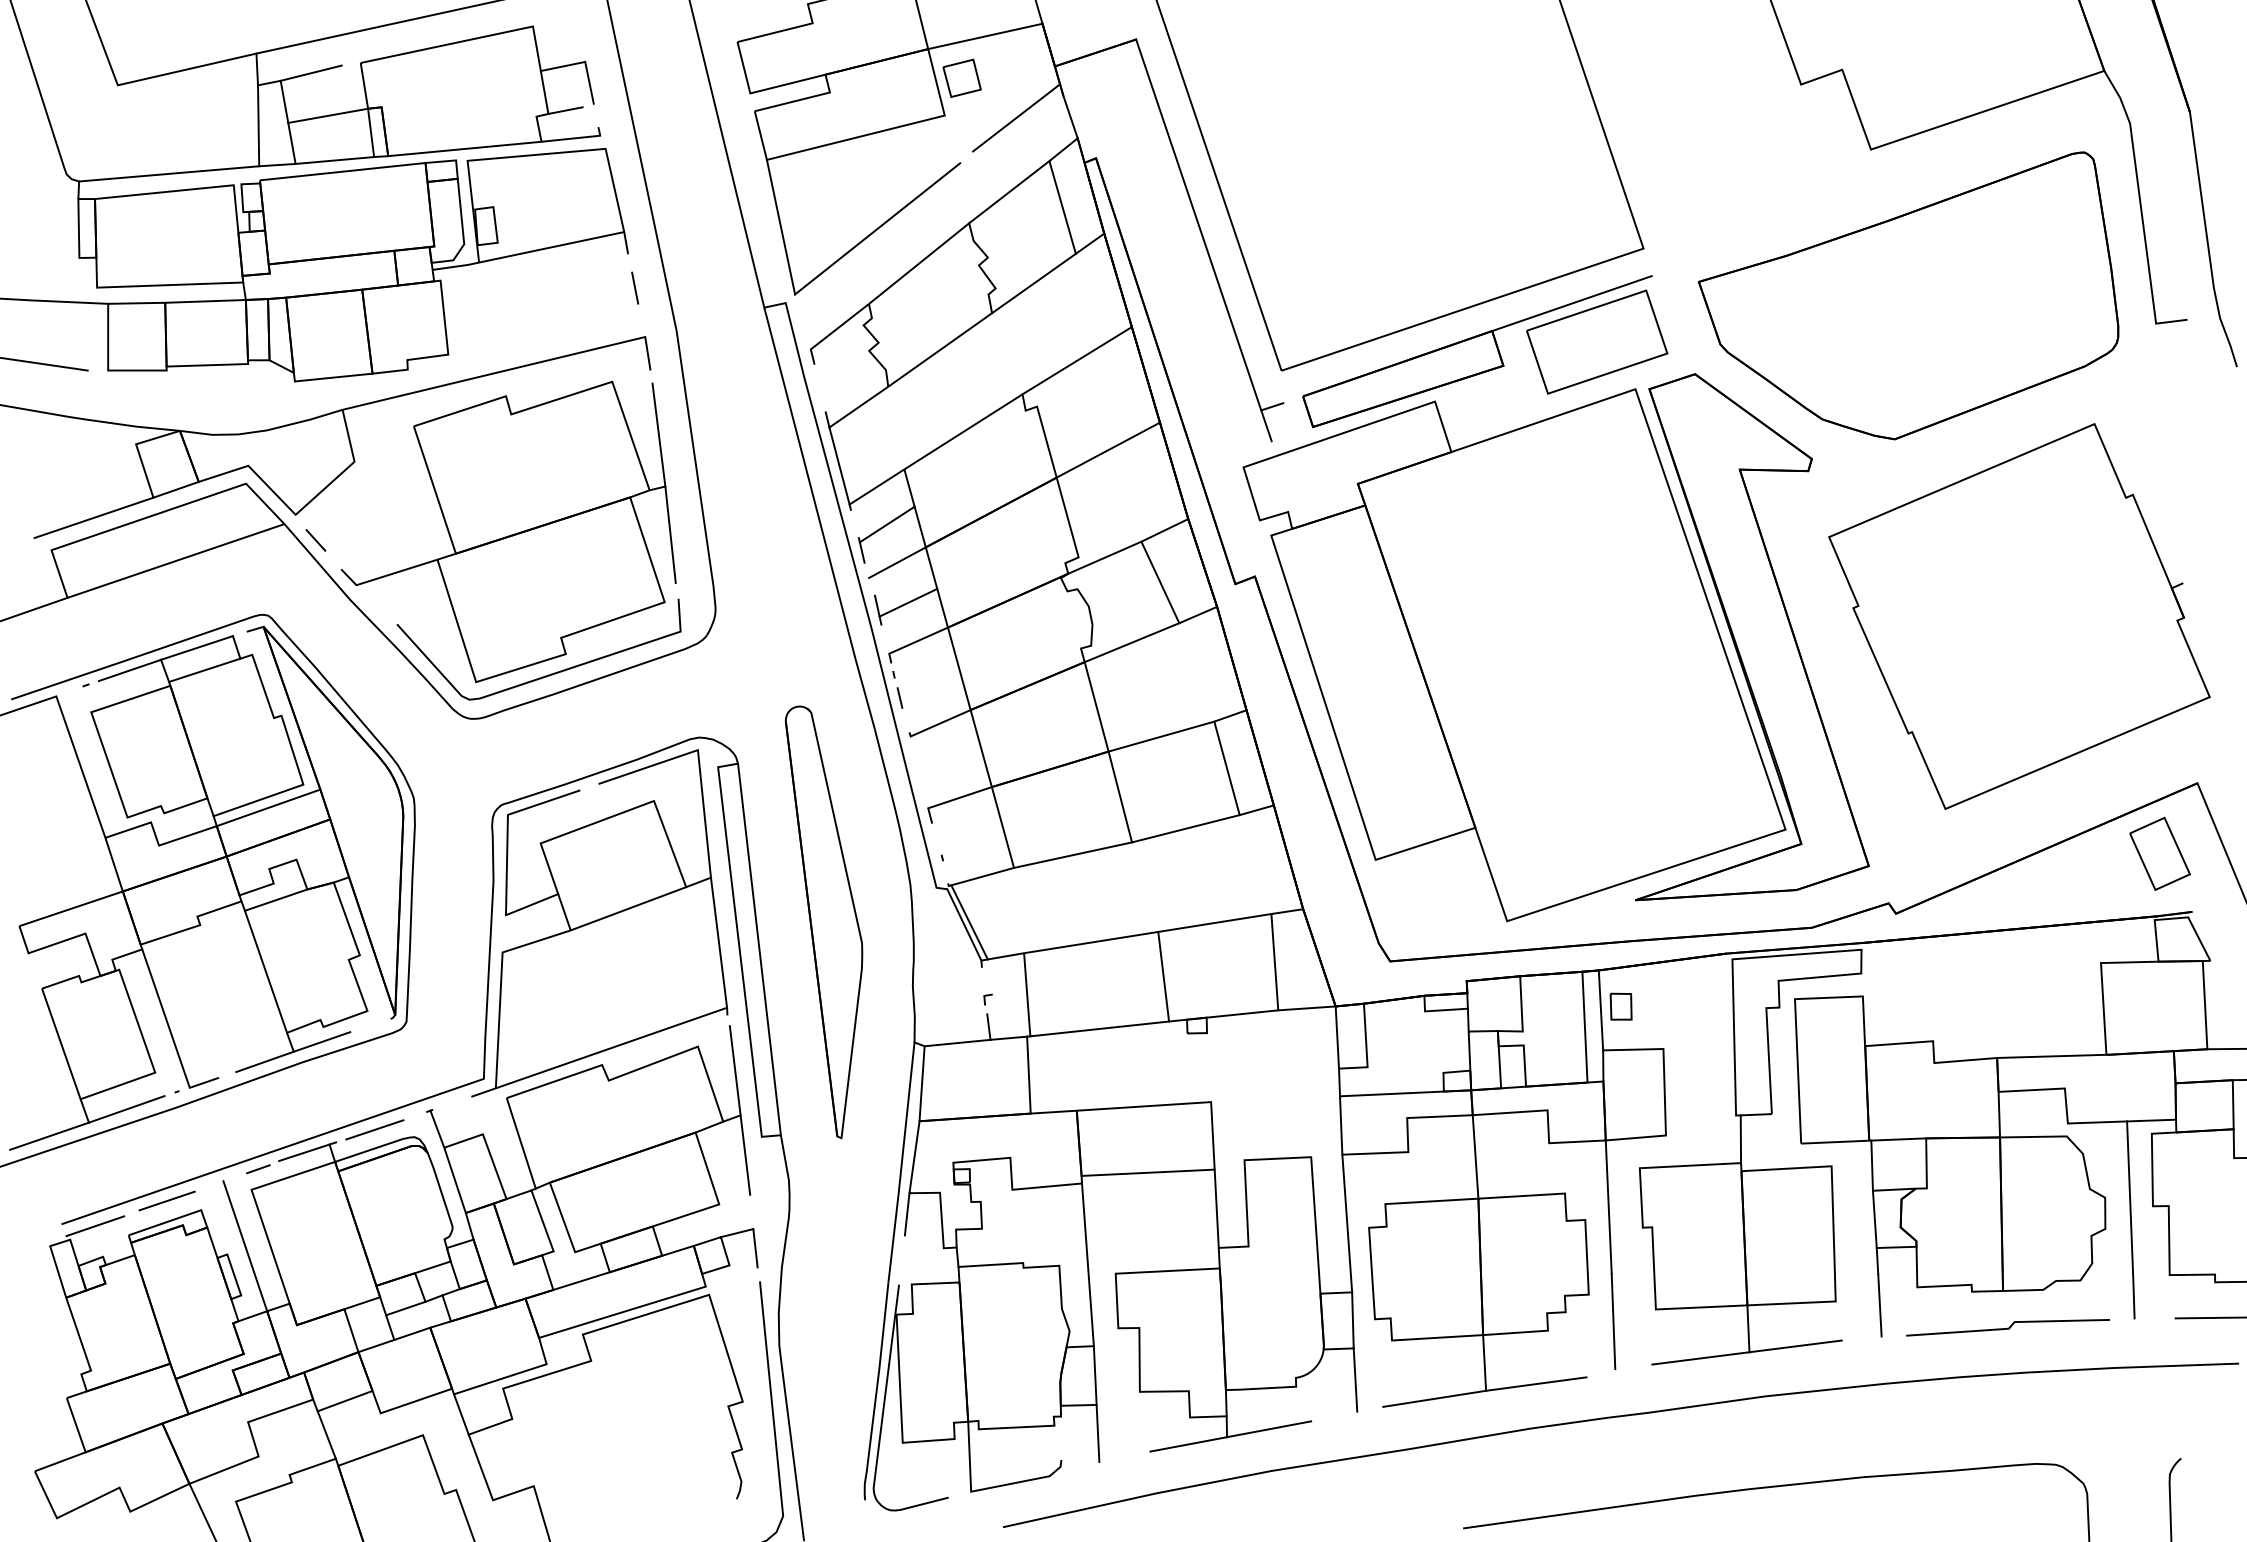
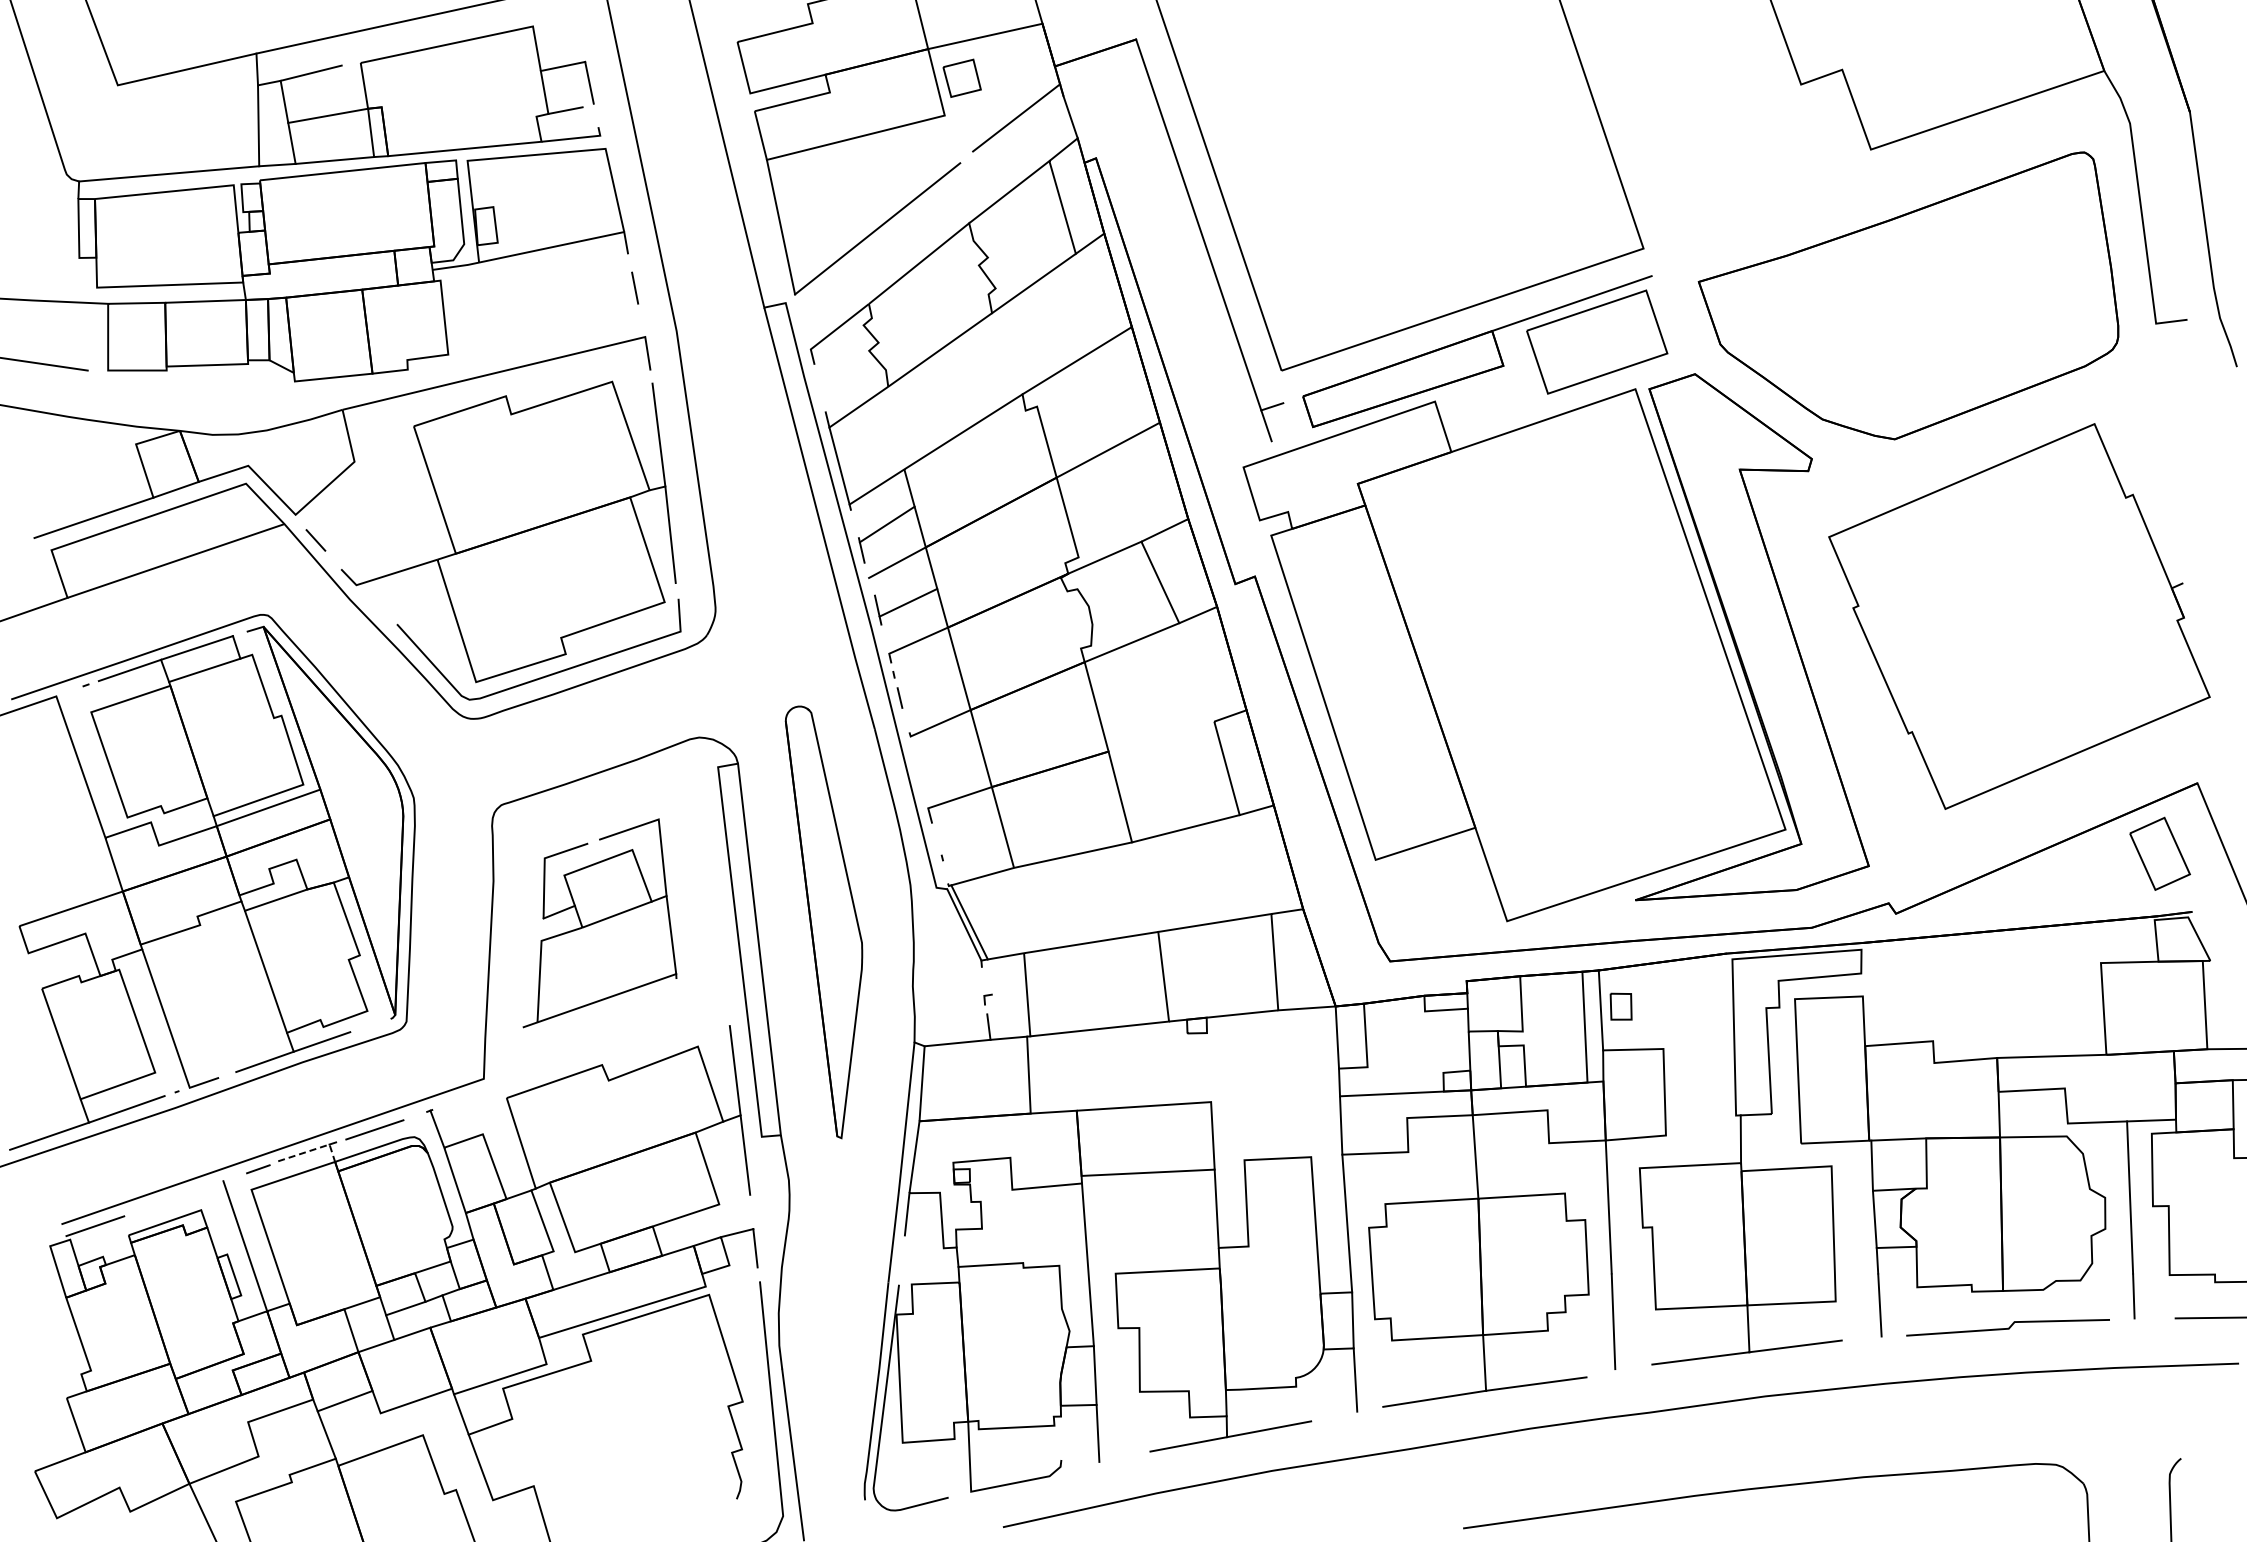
line: present -> none (1161, 736)
part size: 258x349 px -> 156x211 px (599, 923)
line: solid -> dashed (313, 1149)
line: present -> none (166, 1200)
